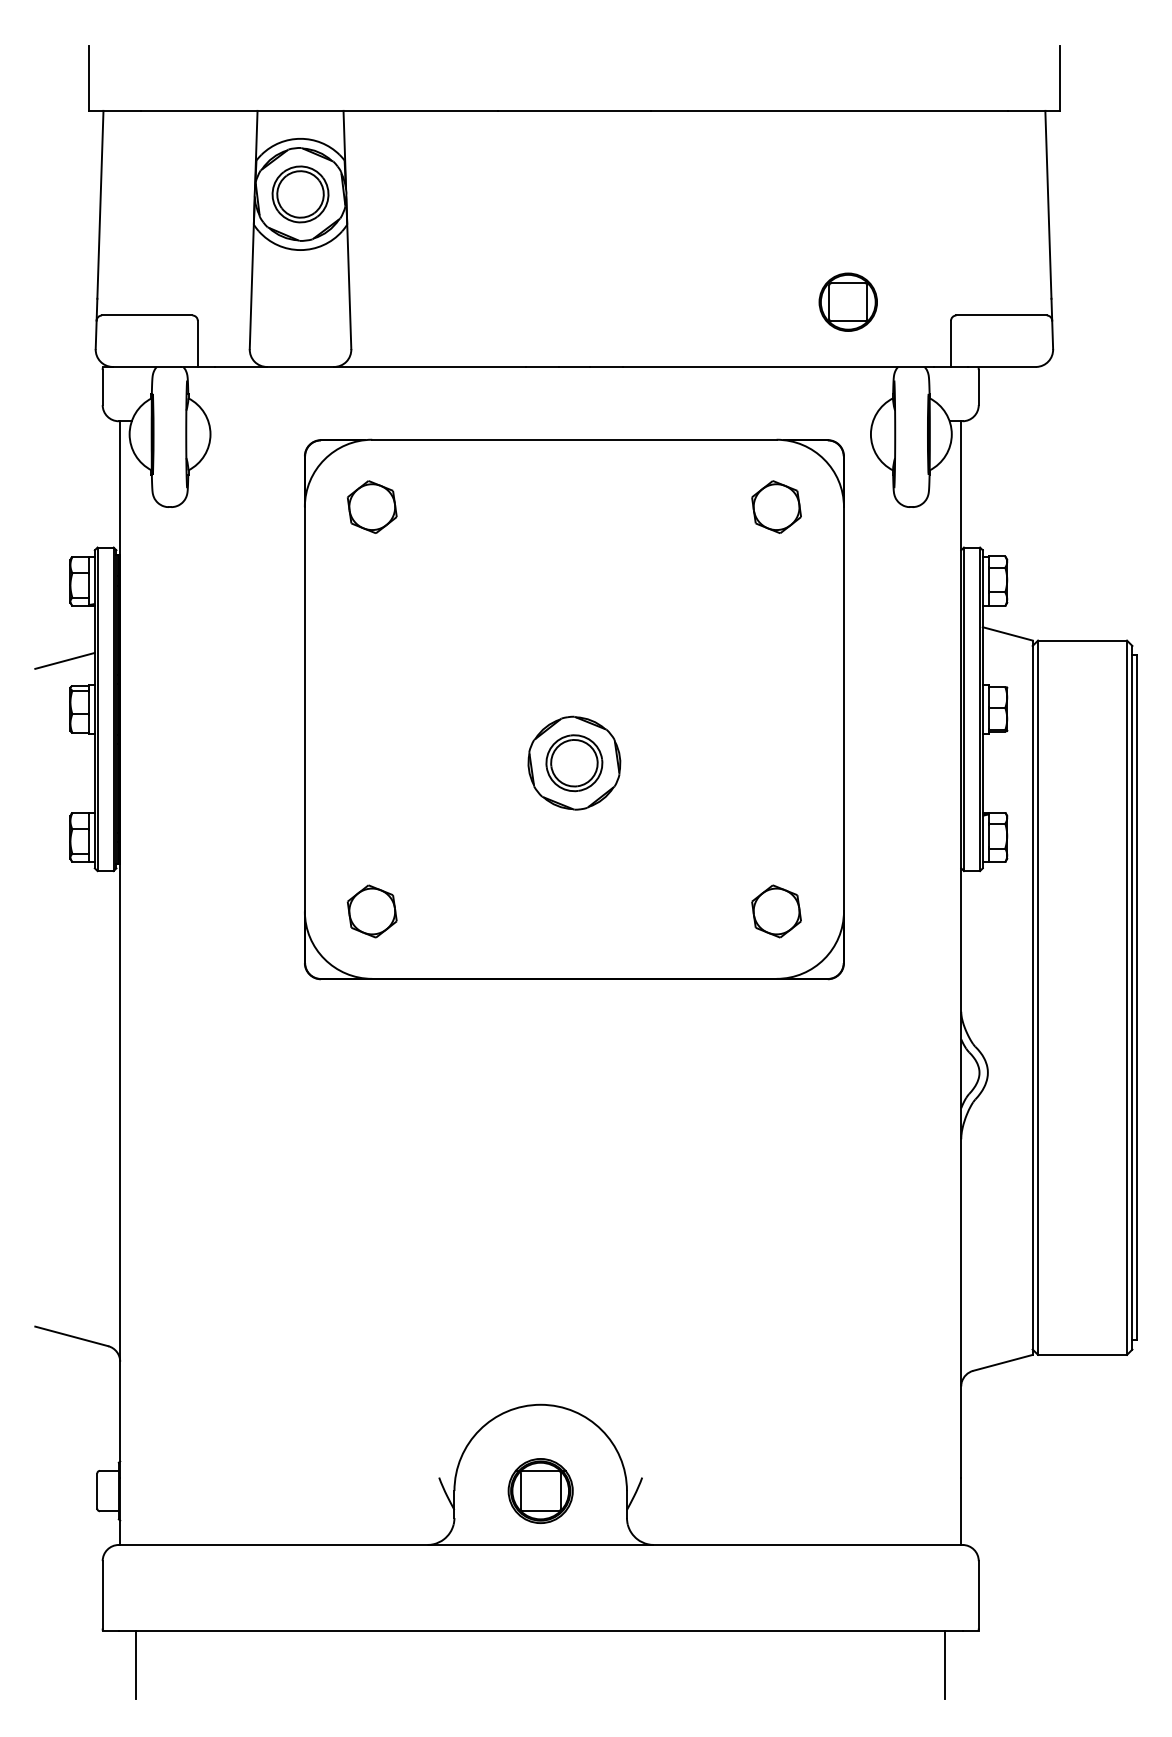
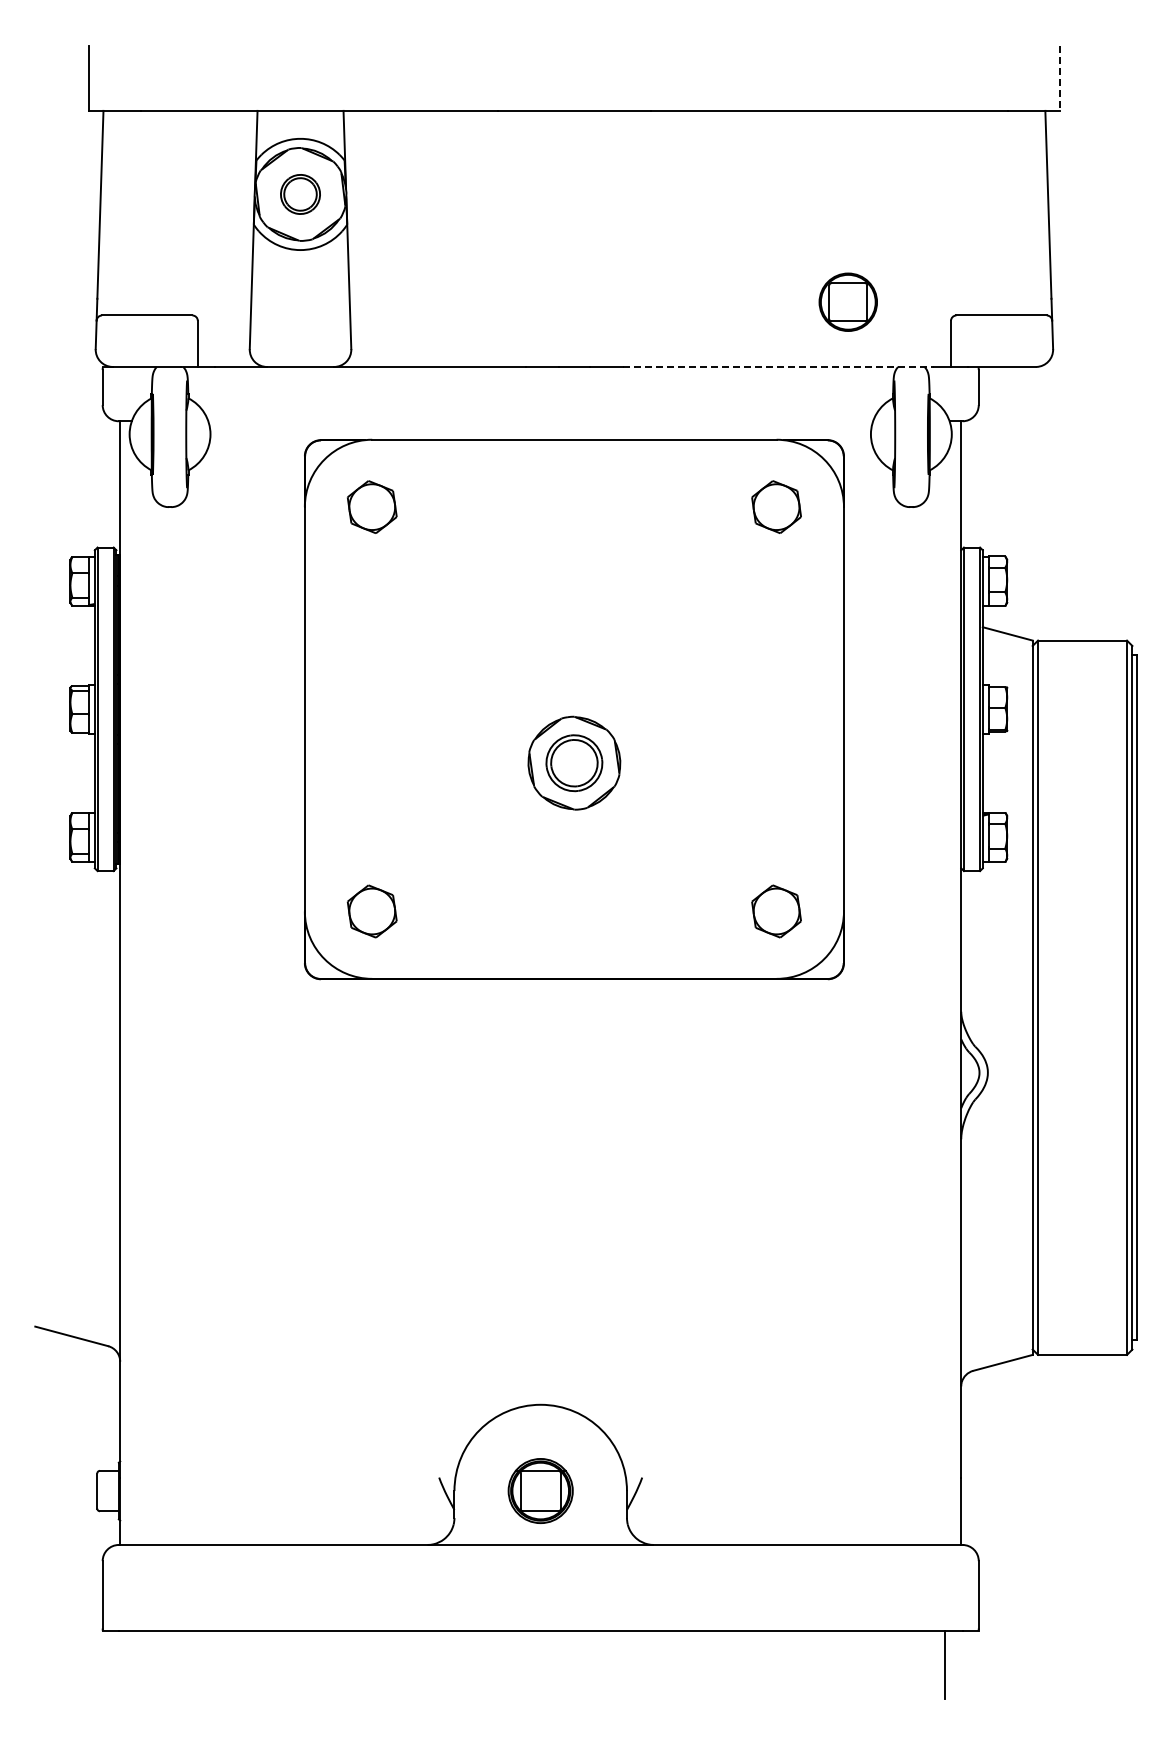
line: solid -> dashed (1059, 79)
part size: 59x59 px -> 41x41 px (300, 194)
line: solid -> dashed (778, 366)
line: present -> none (64, 660)
line: present -> none (136, 1664)
